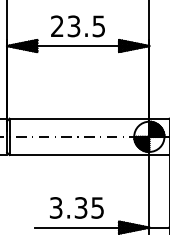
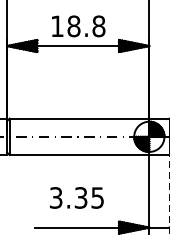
text: 23.5 -> 18.8 (78, 26)
line: solid -> dashed (169, 193)
text position: (76, 207) -> (76, 197) (76, 197)
